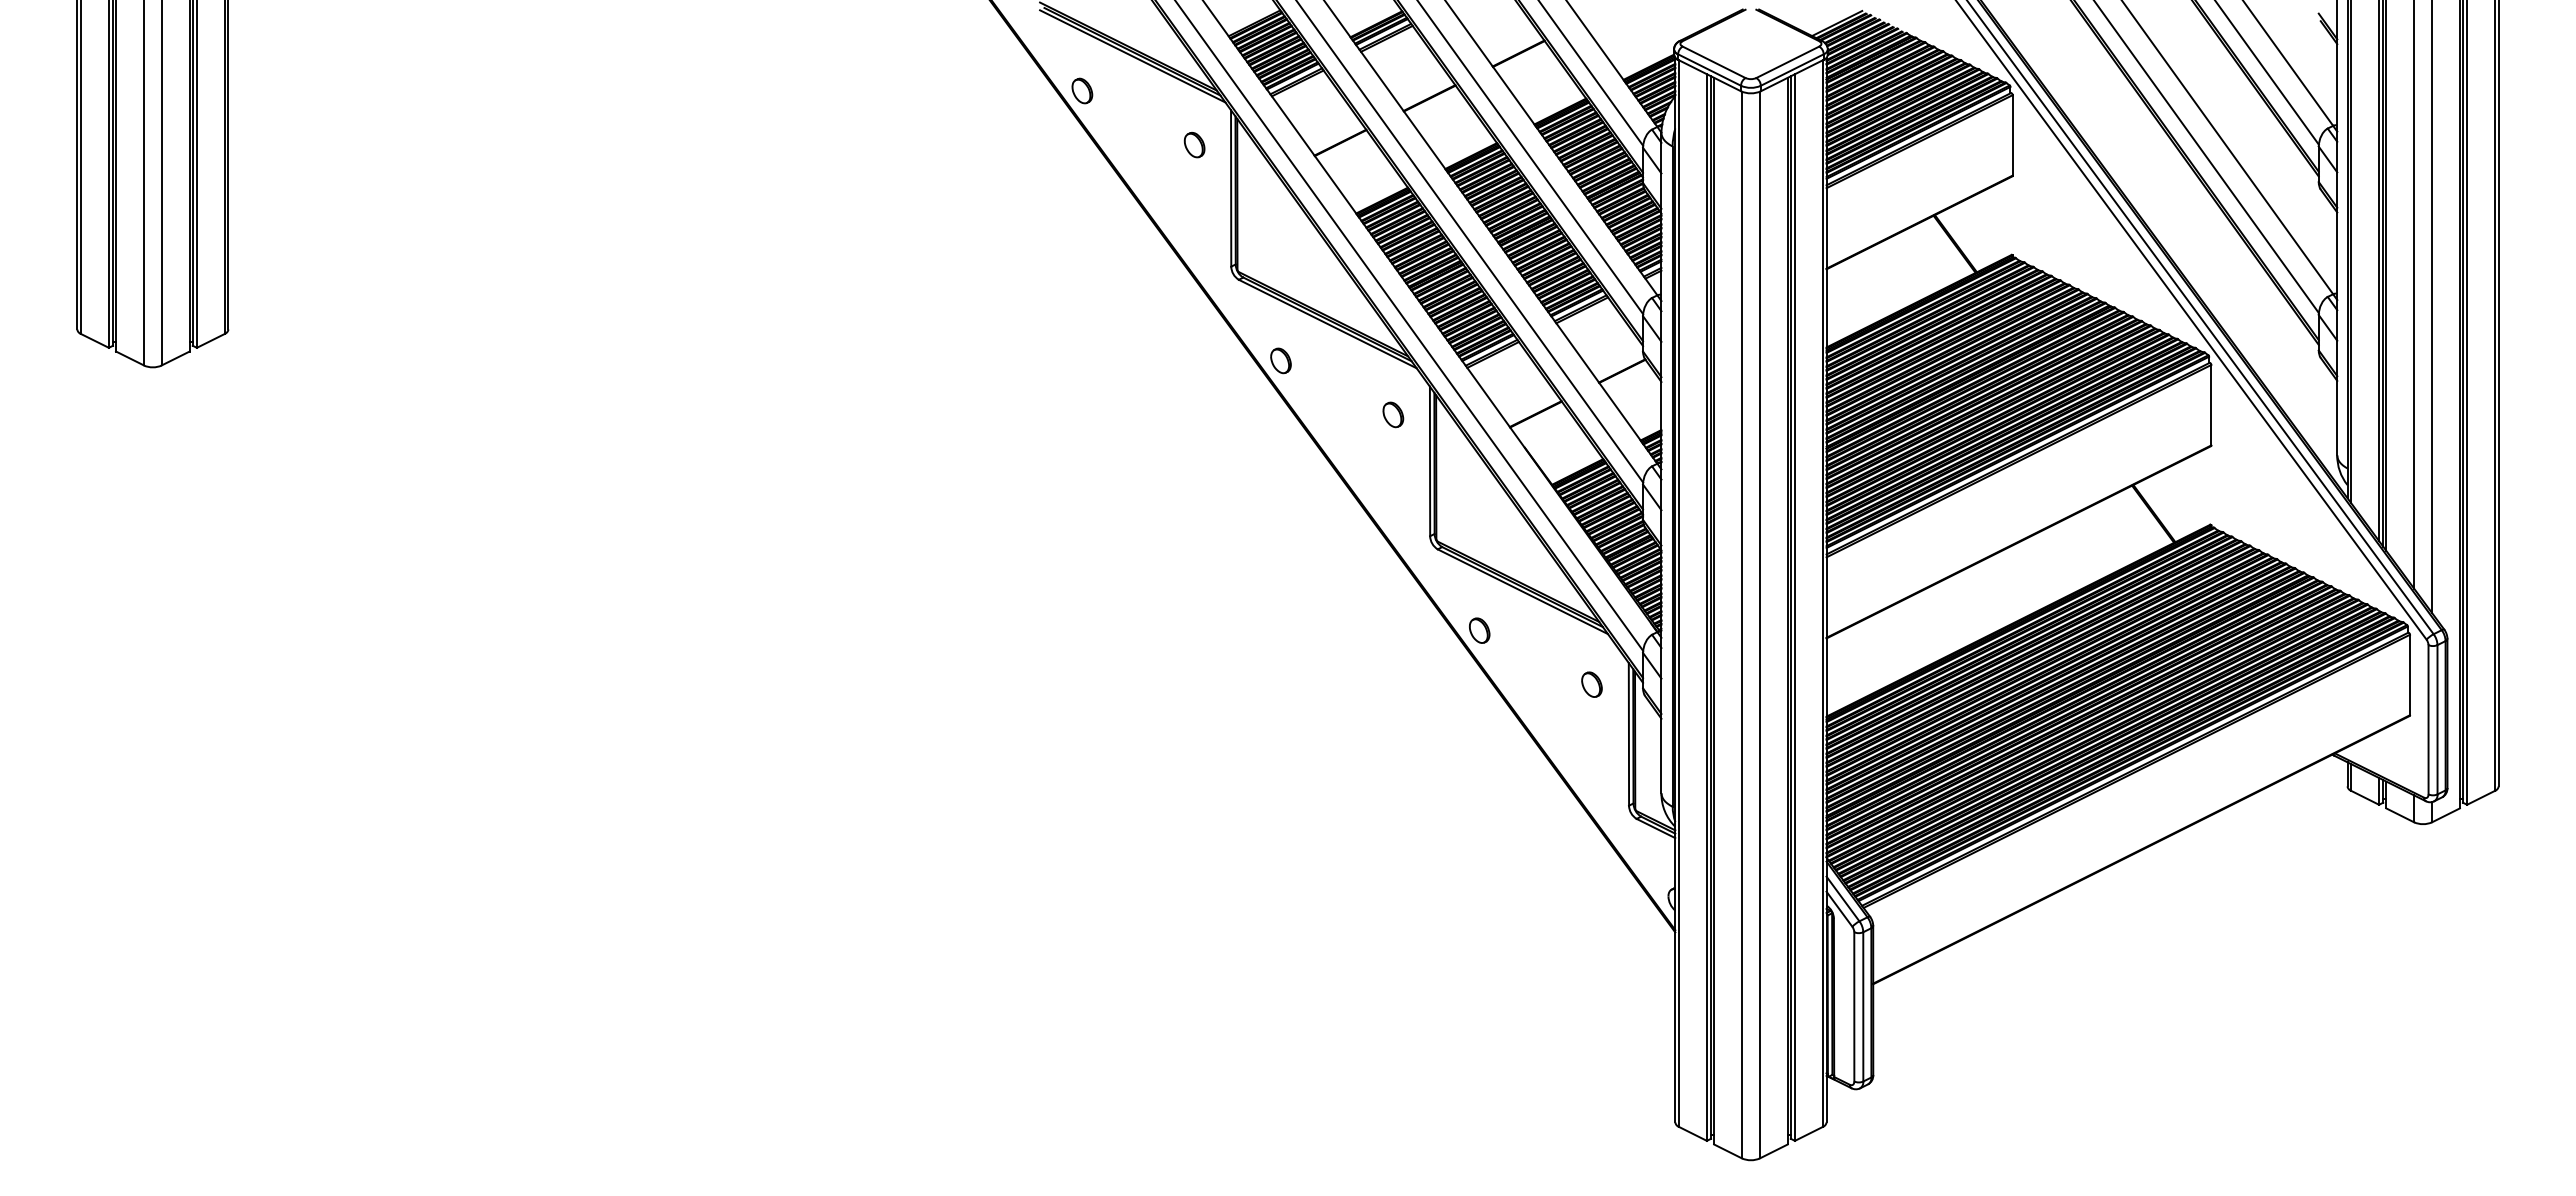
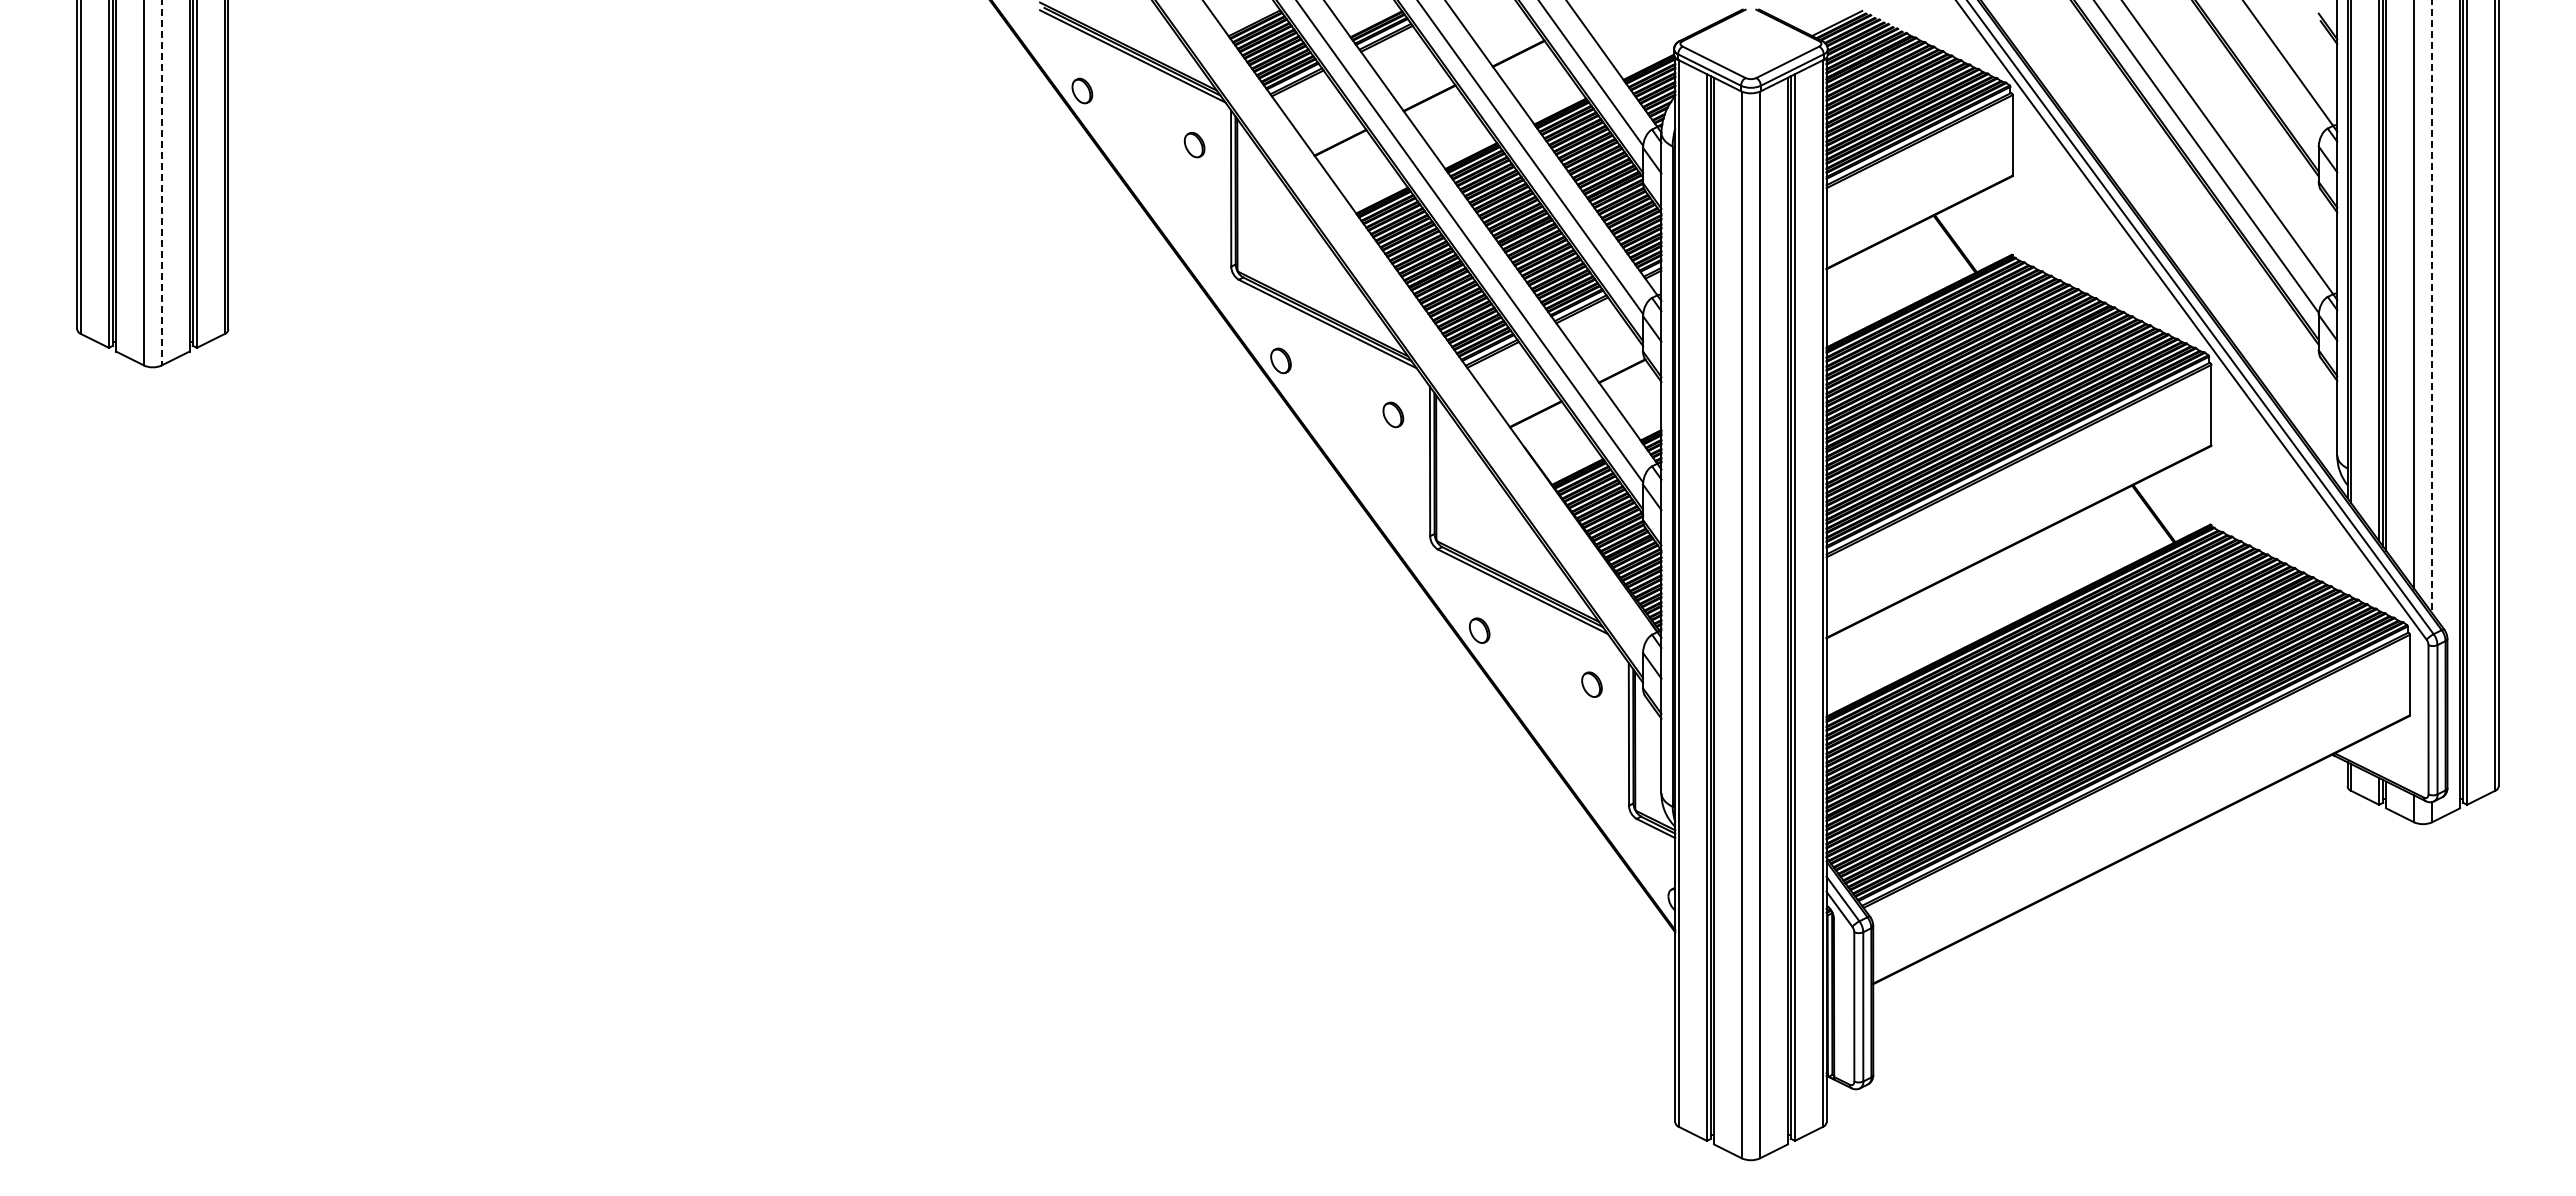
line: present -> none (2267, 73)
line: solid -> dashed (161, 183)
line: solid -> dashed (2432, 307)
line: present -> none (1409, 326)
